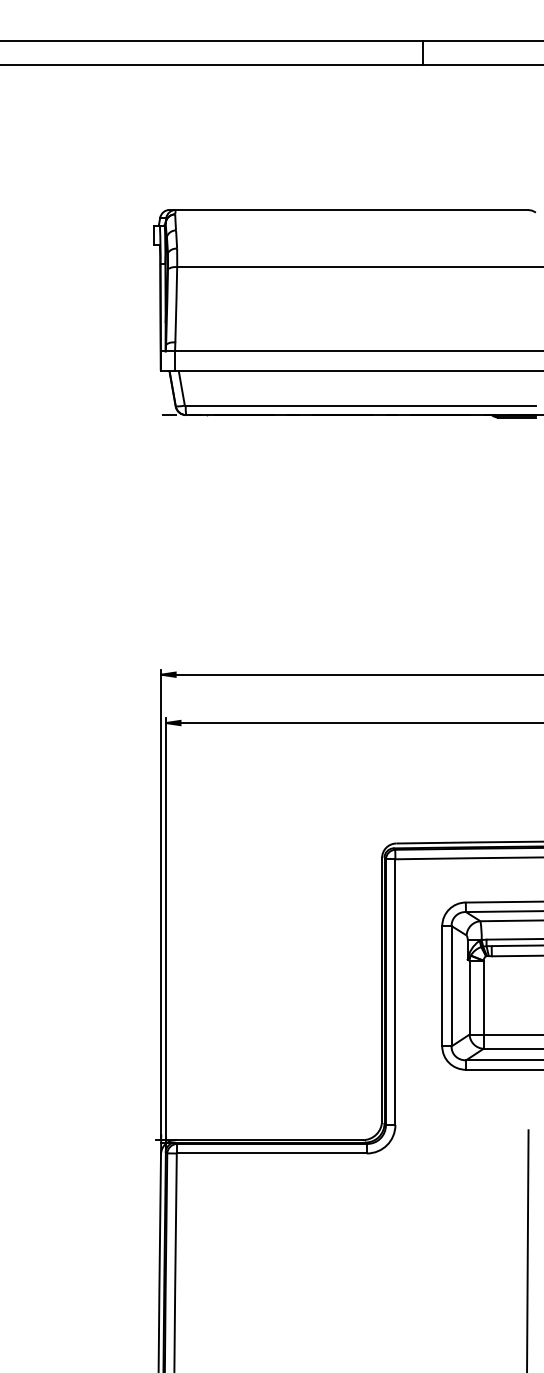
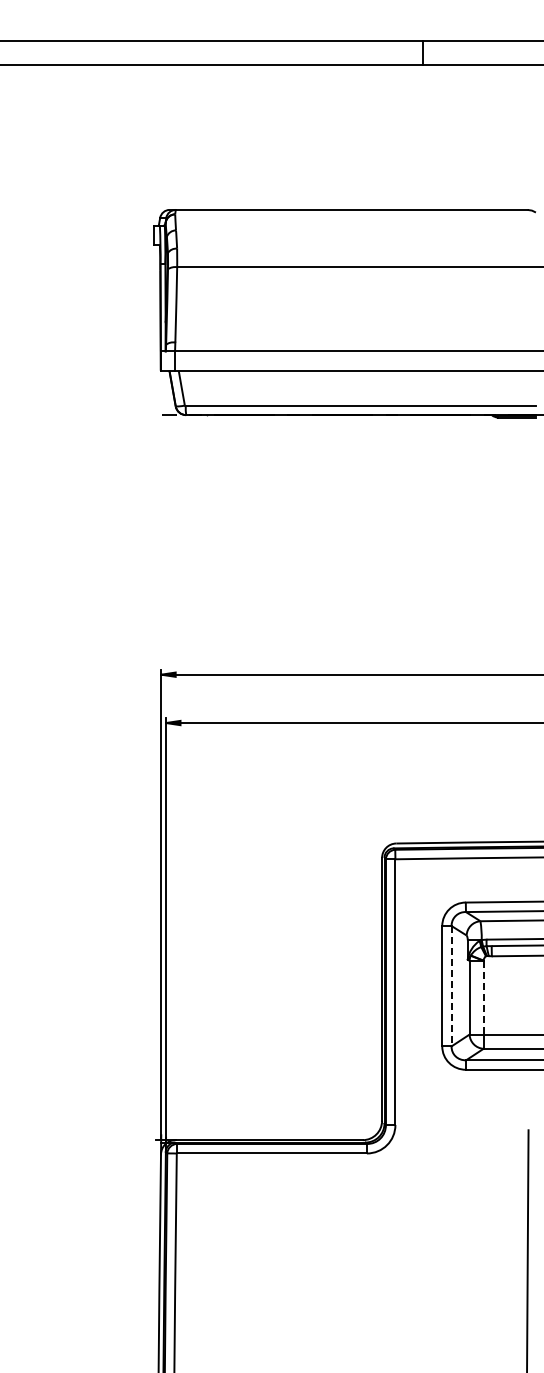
line: solid -> dashed (451, 986)
line: solid -> dashed (483, 997)
